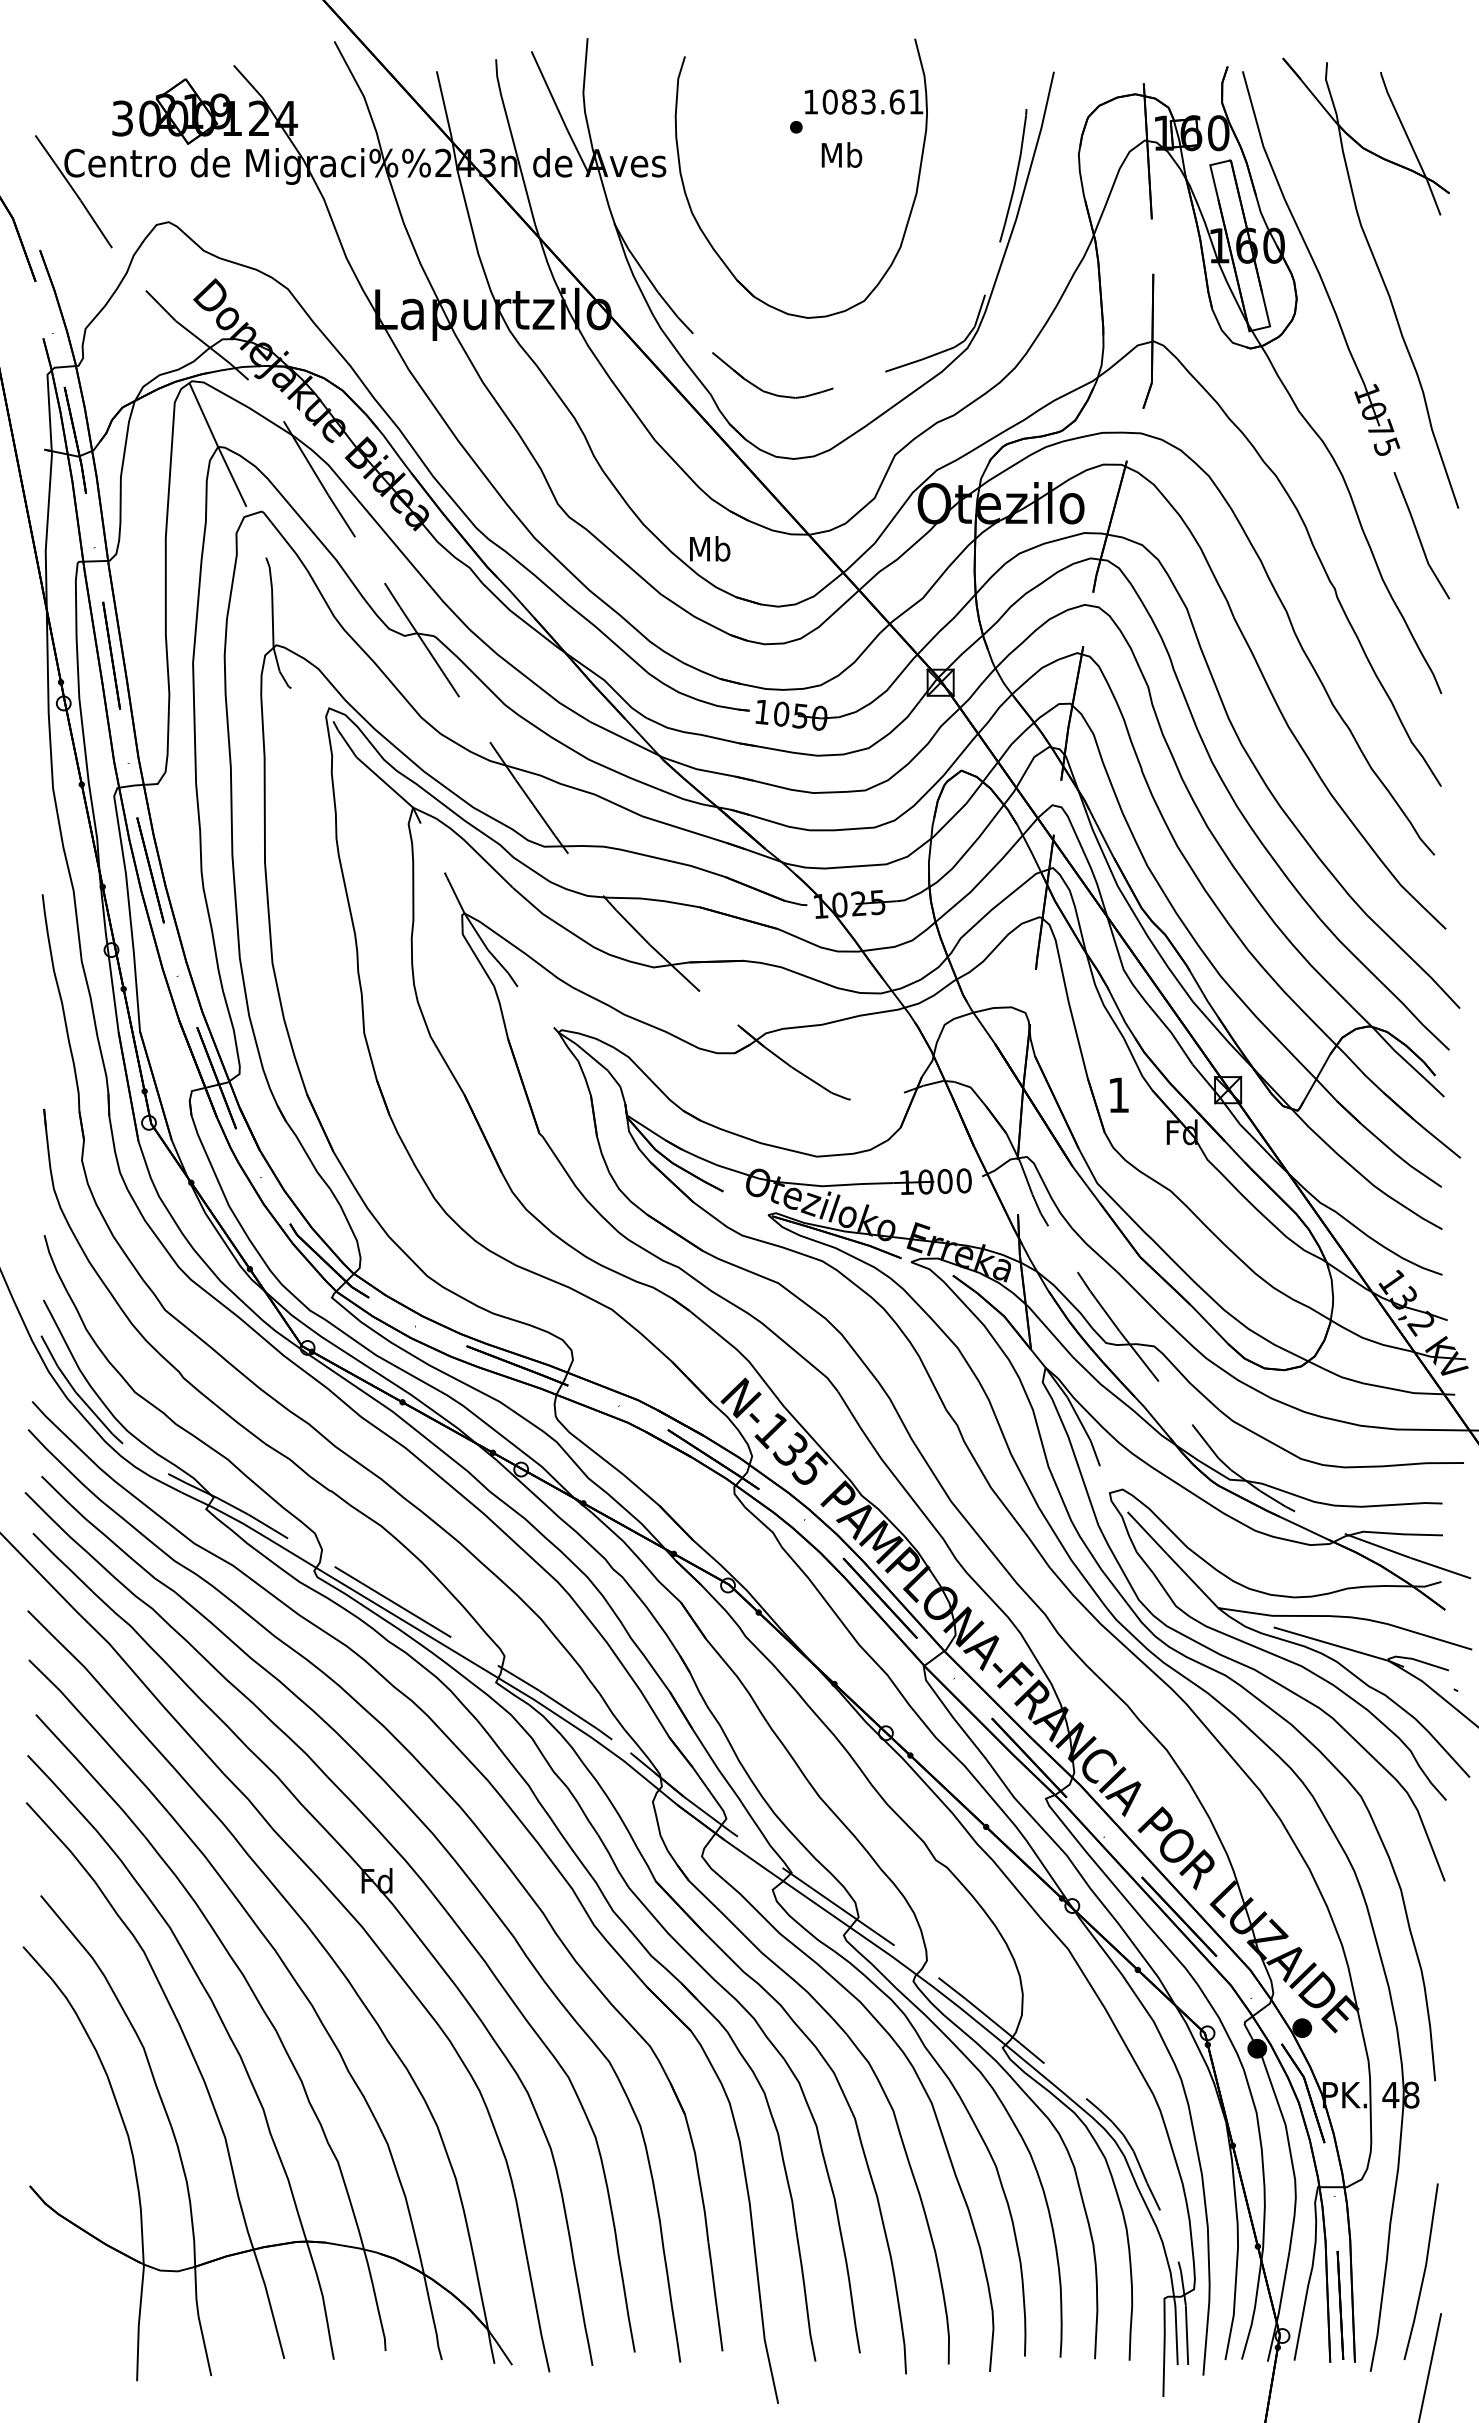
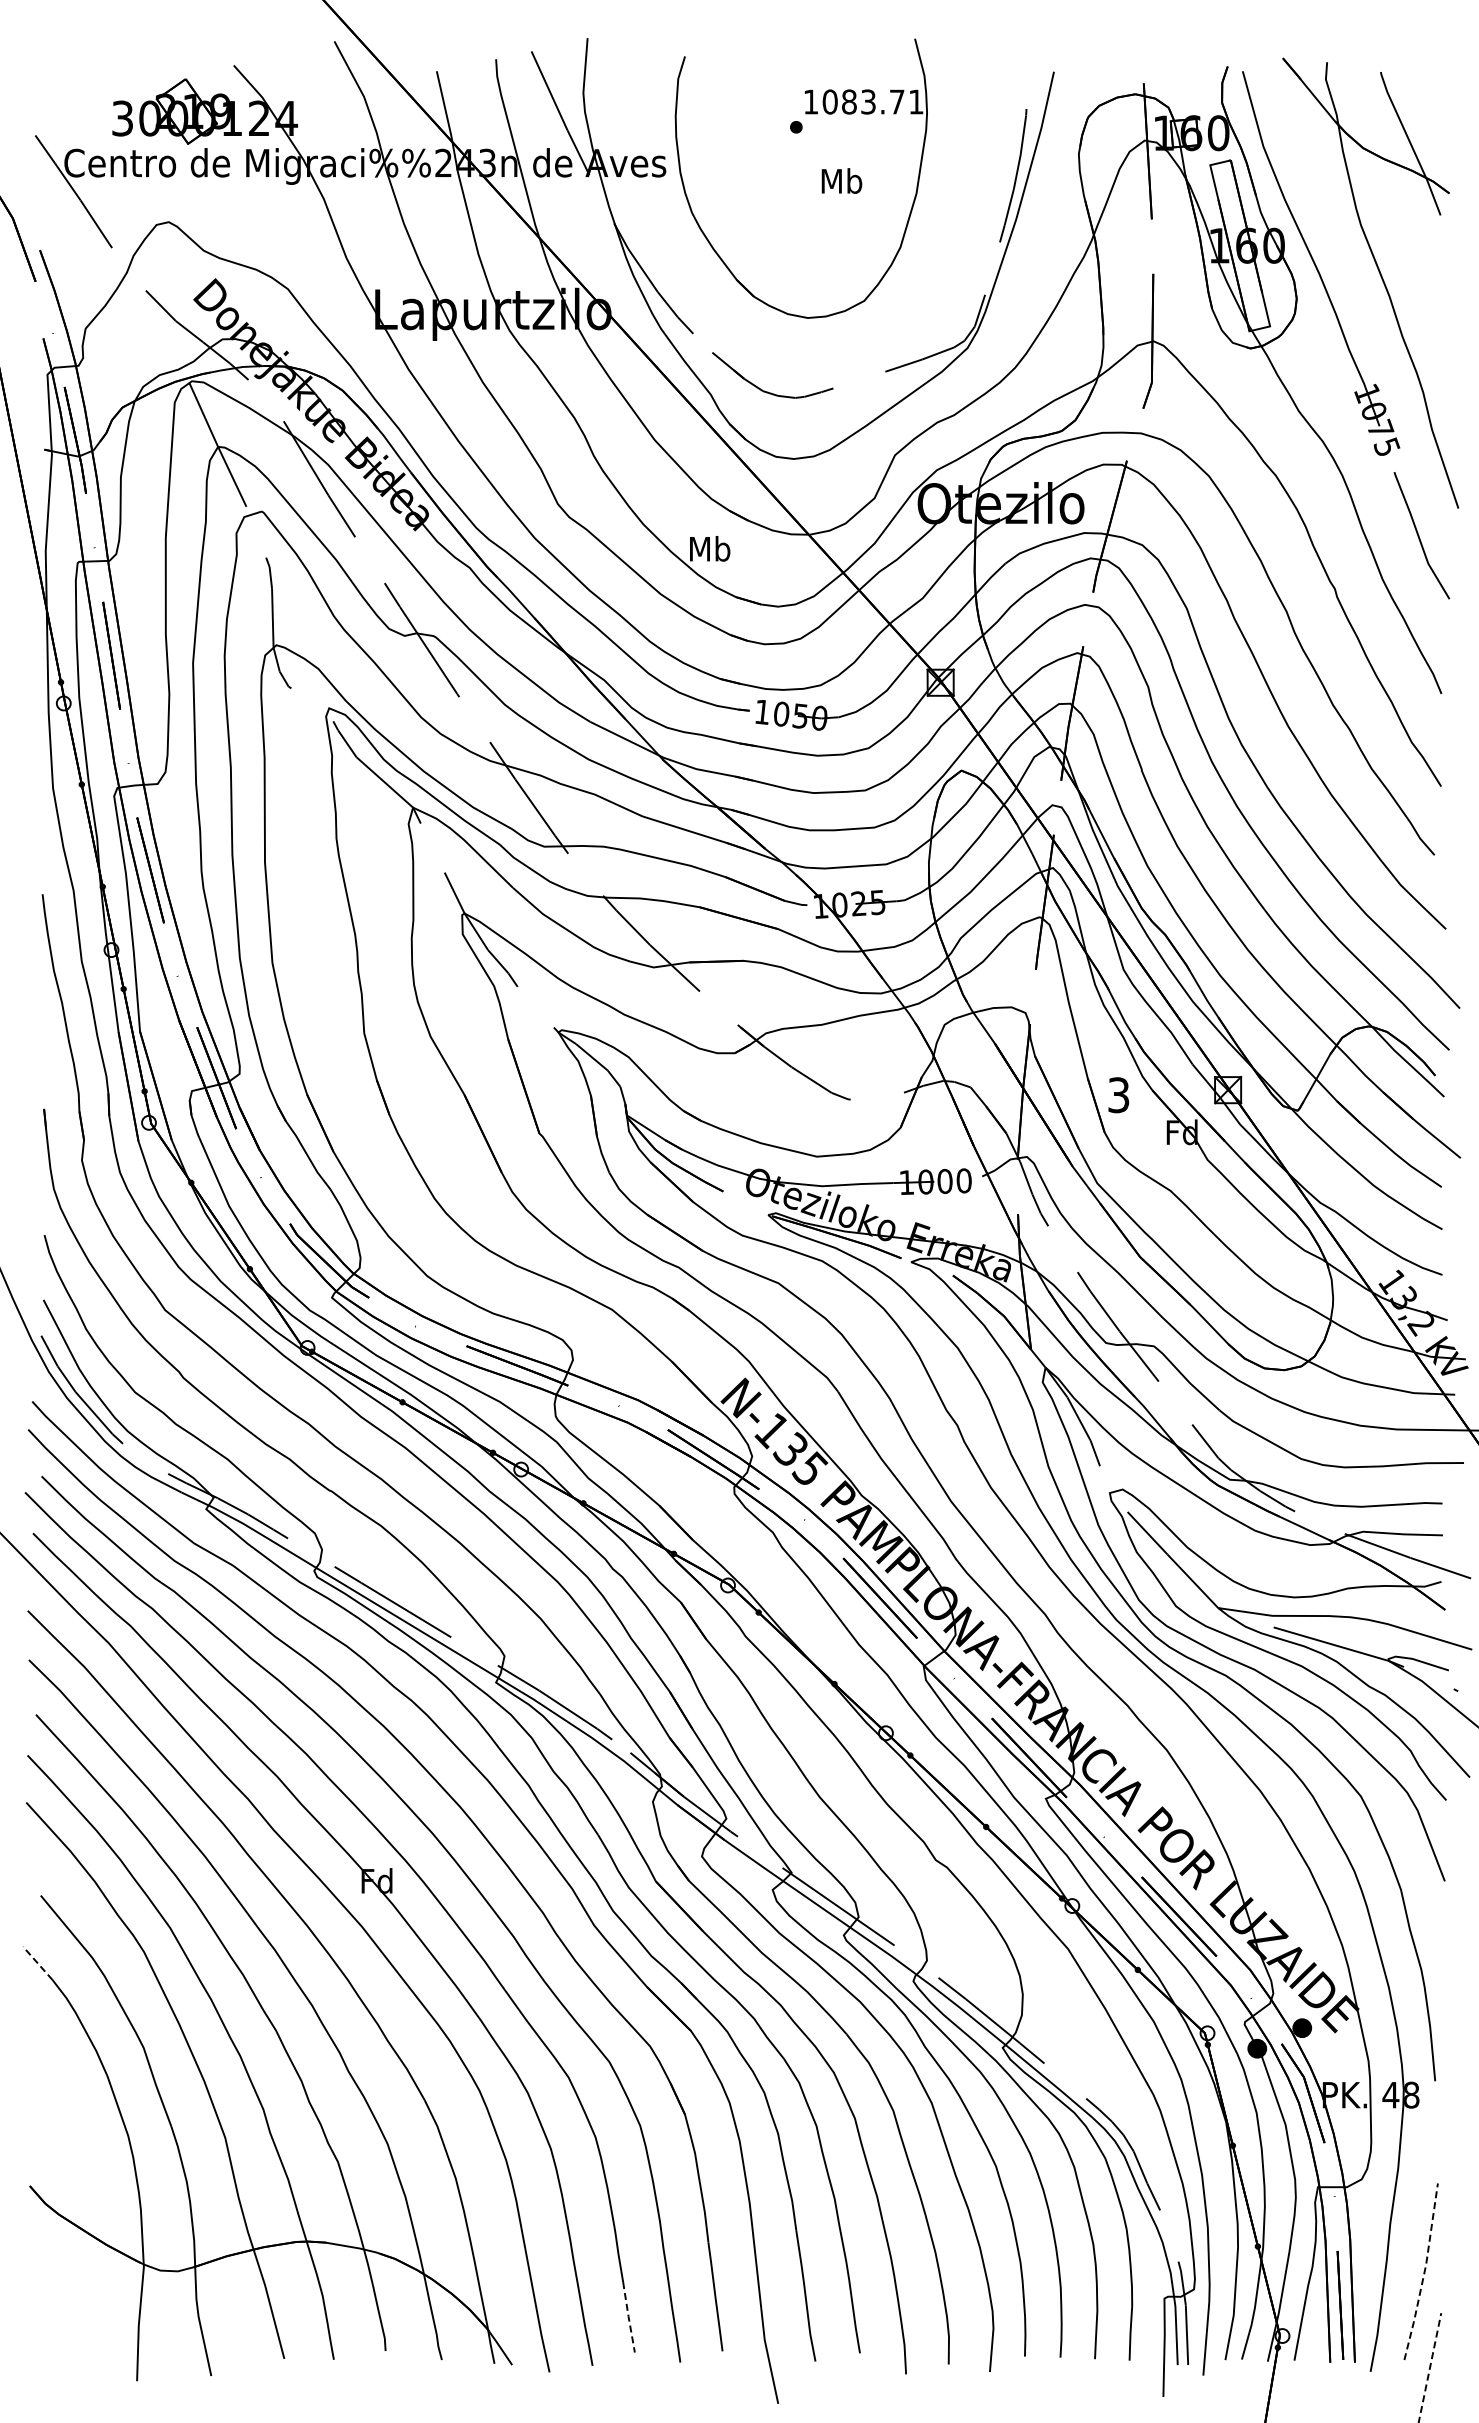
text: 1083.61 -> 1083.71 (896, 101)
text position: (841, 154) -> (841, 180) (841, 180)
text: 1 -> 3 (1118, 1095)
line: solid -> dashed (37, 1962)
line: solid -> dashed (1424, 2272)
line: solid -> dashed (628, 2317)
line: solid -> dashed (1429, 2367)
